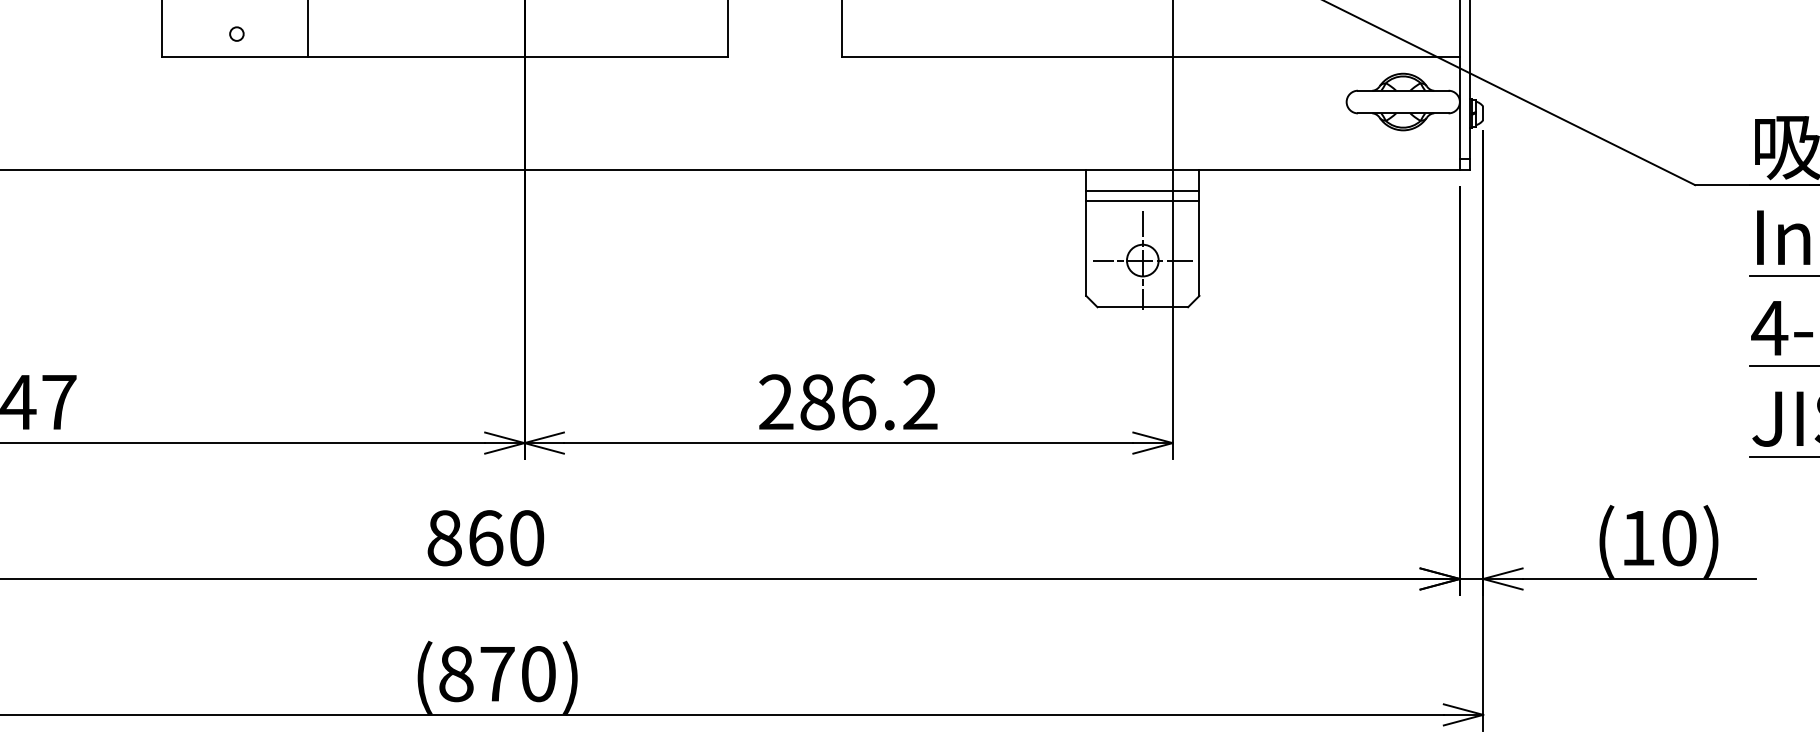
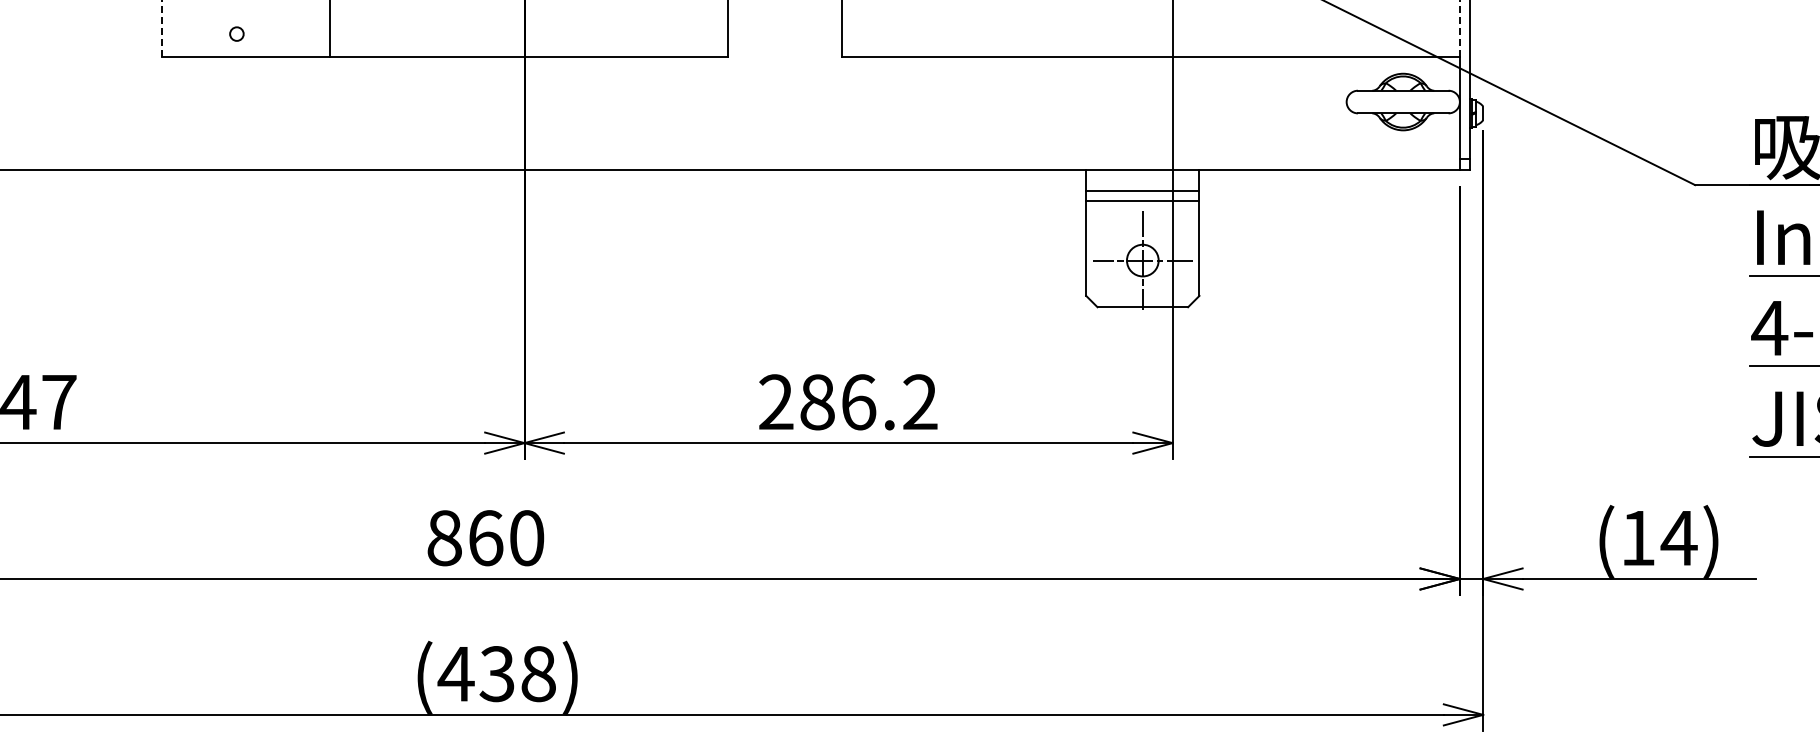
line: solid -> dashed (162, 27)
line: solid -> dashed (1459, 28)
line position: (308, 29) -> (330, 29) (330, 29)
text: (10) -> (14) (1678, 538)
text: (870) -> (438) (496, 674)
